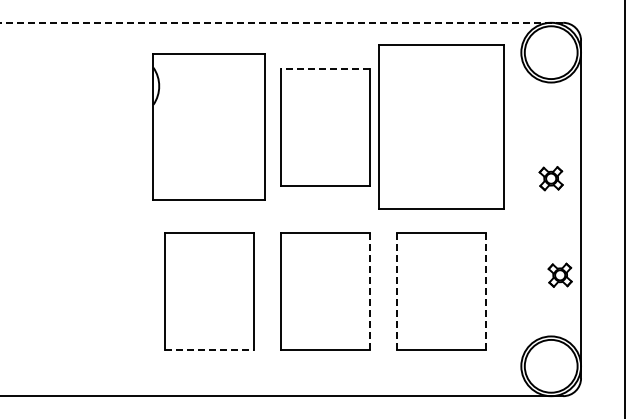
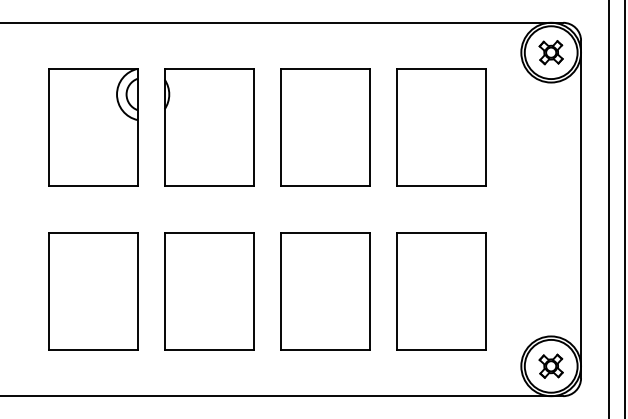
line: dashed -> solid (281, 22)
line: dashed -> solid (325, 68)
part size: 114x148 px -> 91x119 px (209, 127)
part size: 127x166 px -> 91x119 px (441, 127)
part: none -> present (93, 127)
part position: (550, 178) -> (550, 52) (550, 52)
line: none -> present (609, 208)
part position: (559, 274) -> (550, 365) (550, 365)
part: none -> present (93, 291)
line: dashed -> solid (370, 291)
line: dashed -> solid (397, 291)
line: dashed -> solid (486, 291)
line: dashed -> solid (209, 350)
